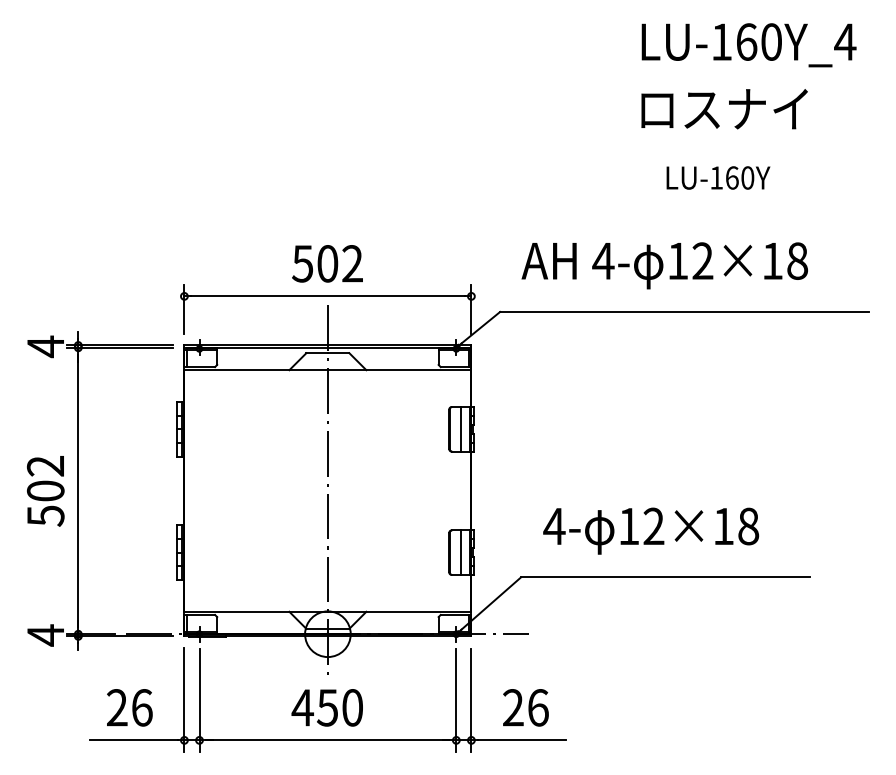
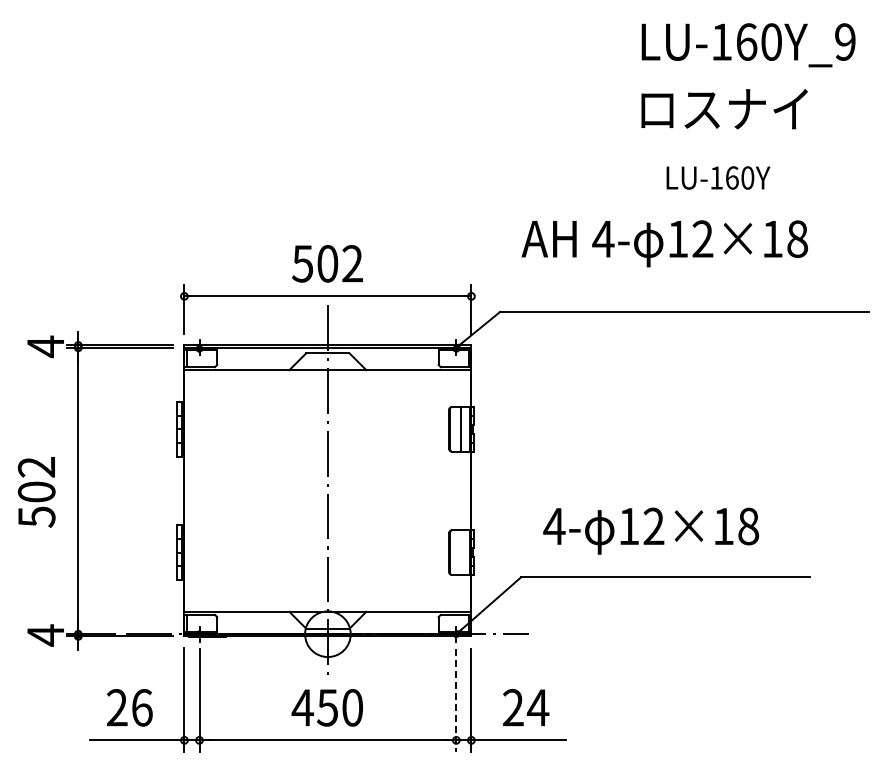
text: LU-160Y_4 -> LU-160Y_9 (845, 41)
text position: (664, 265) -> (664, 243) (664, 243)
text position: (45, 491) -> (36, 492) (36, 492)
line: present -> none (461, 552)
line: solid -> dashed (456, 700)
text: 26 -> 24 (537, 707)
